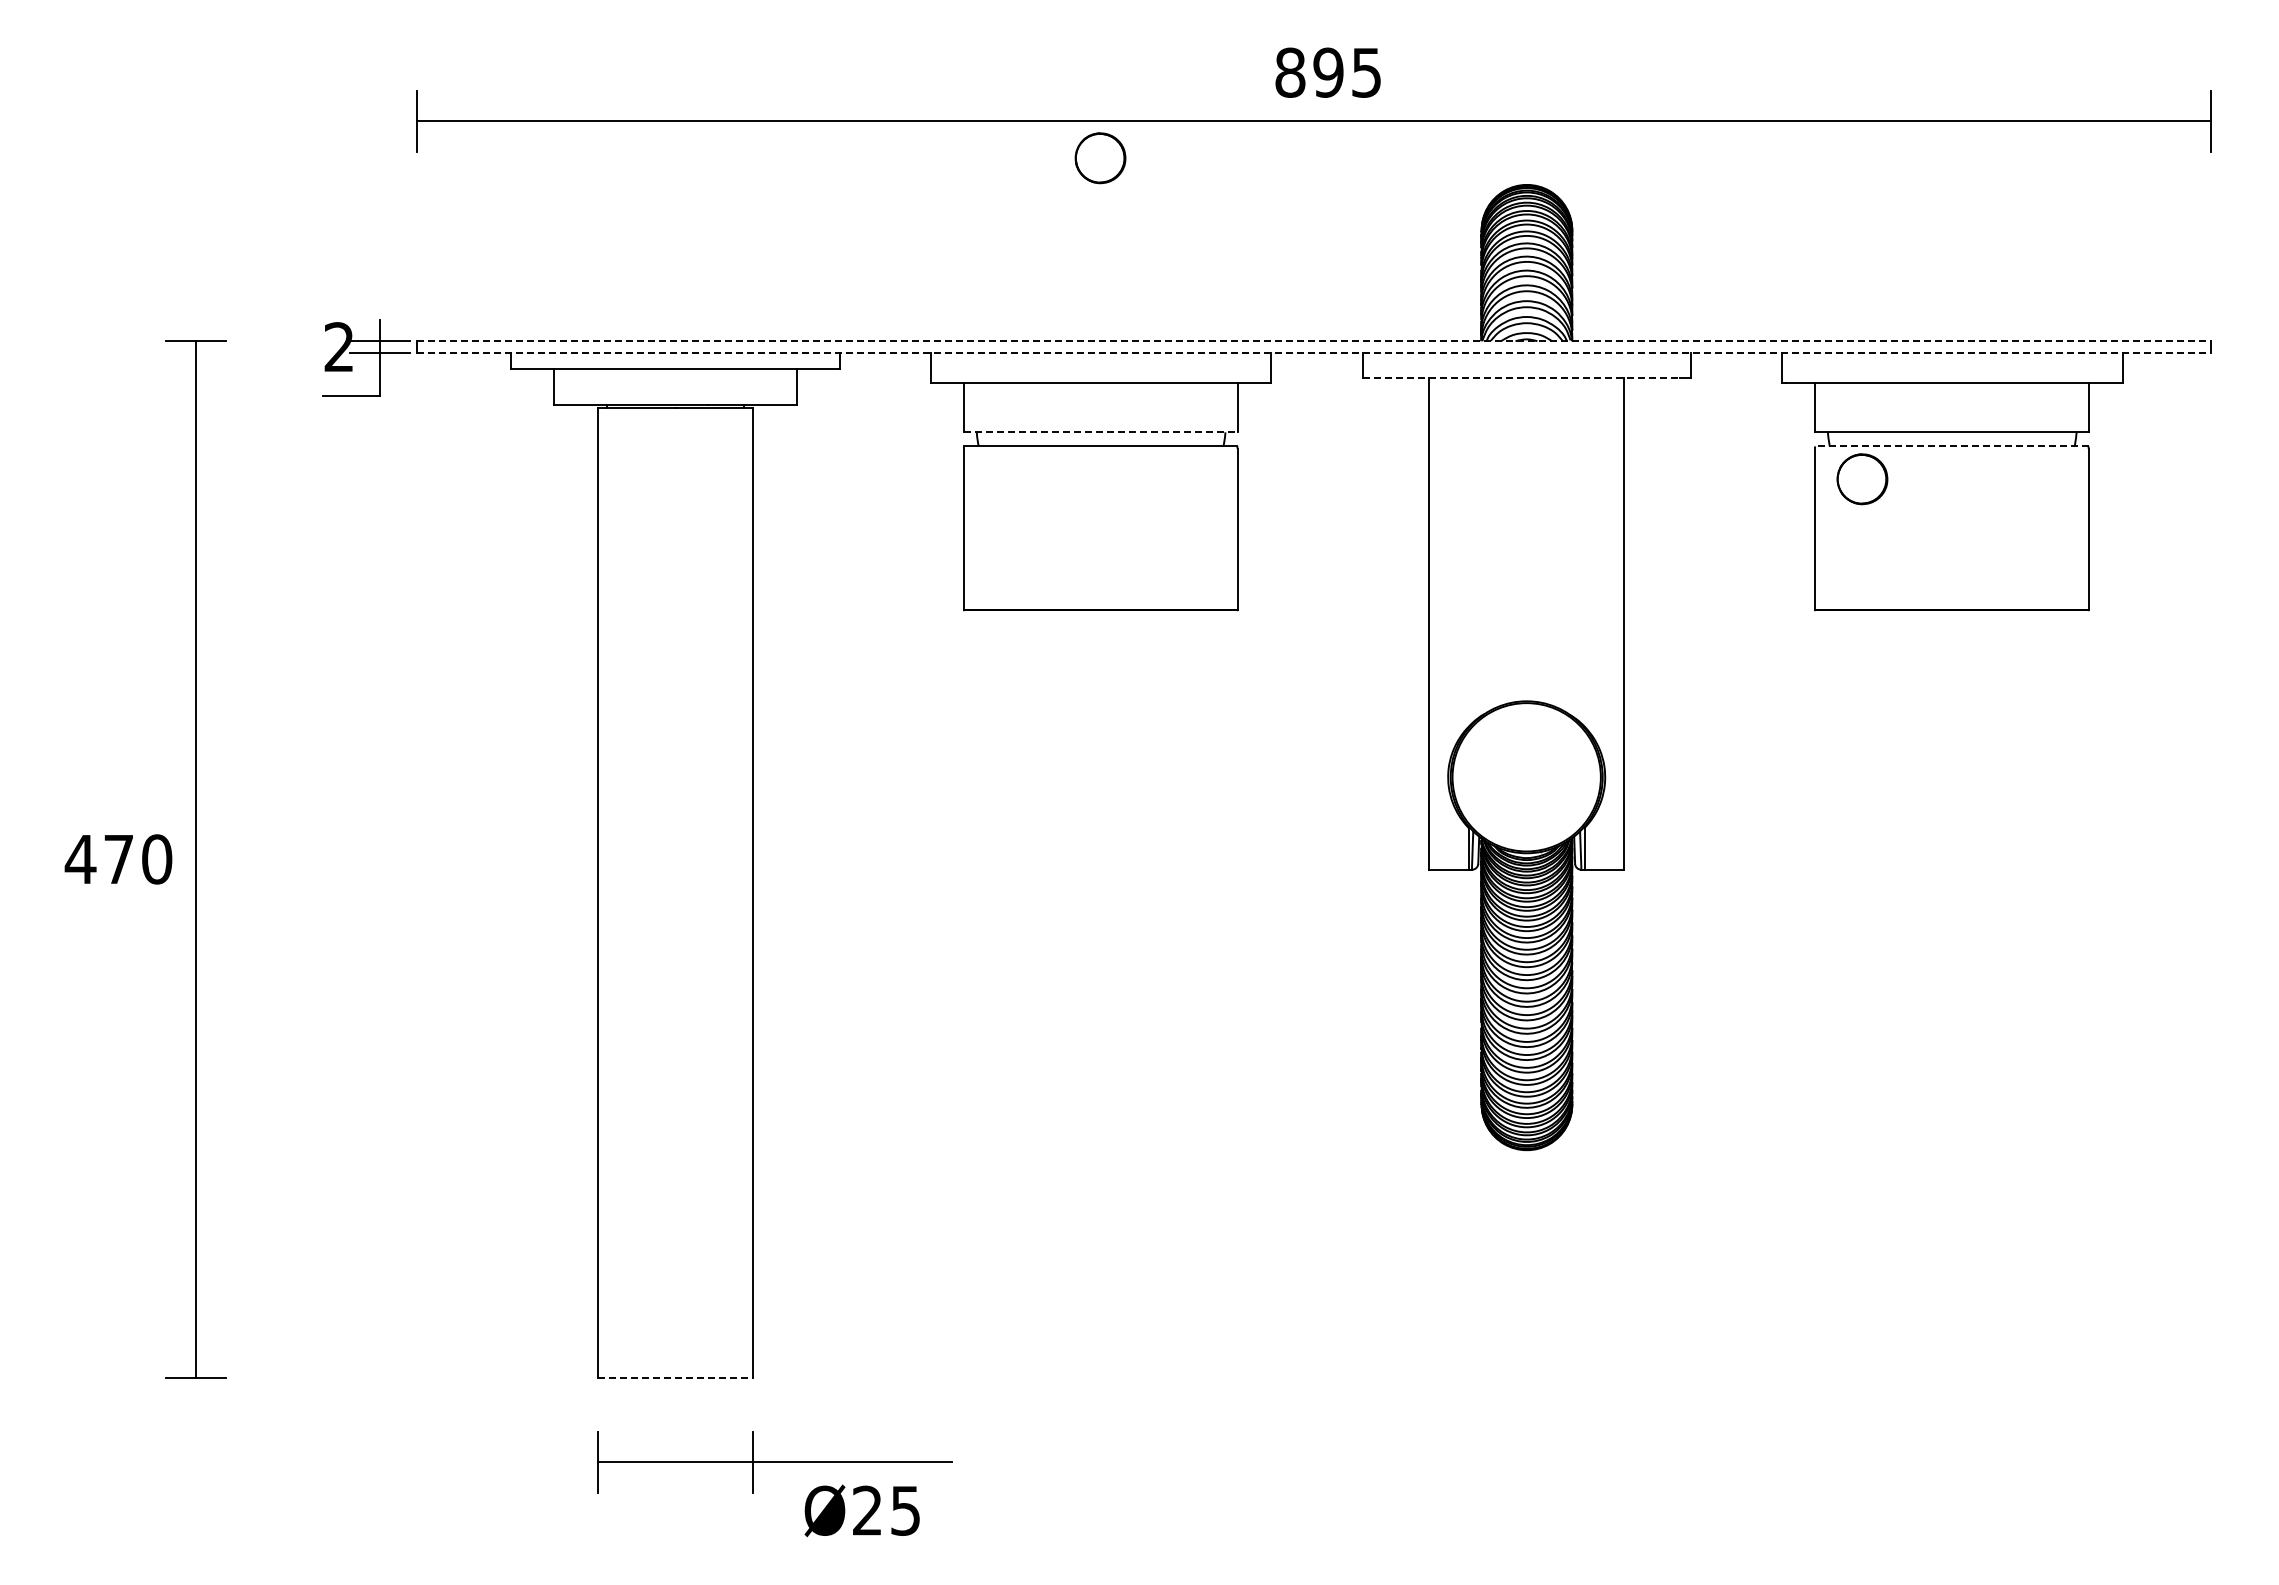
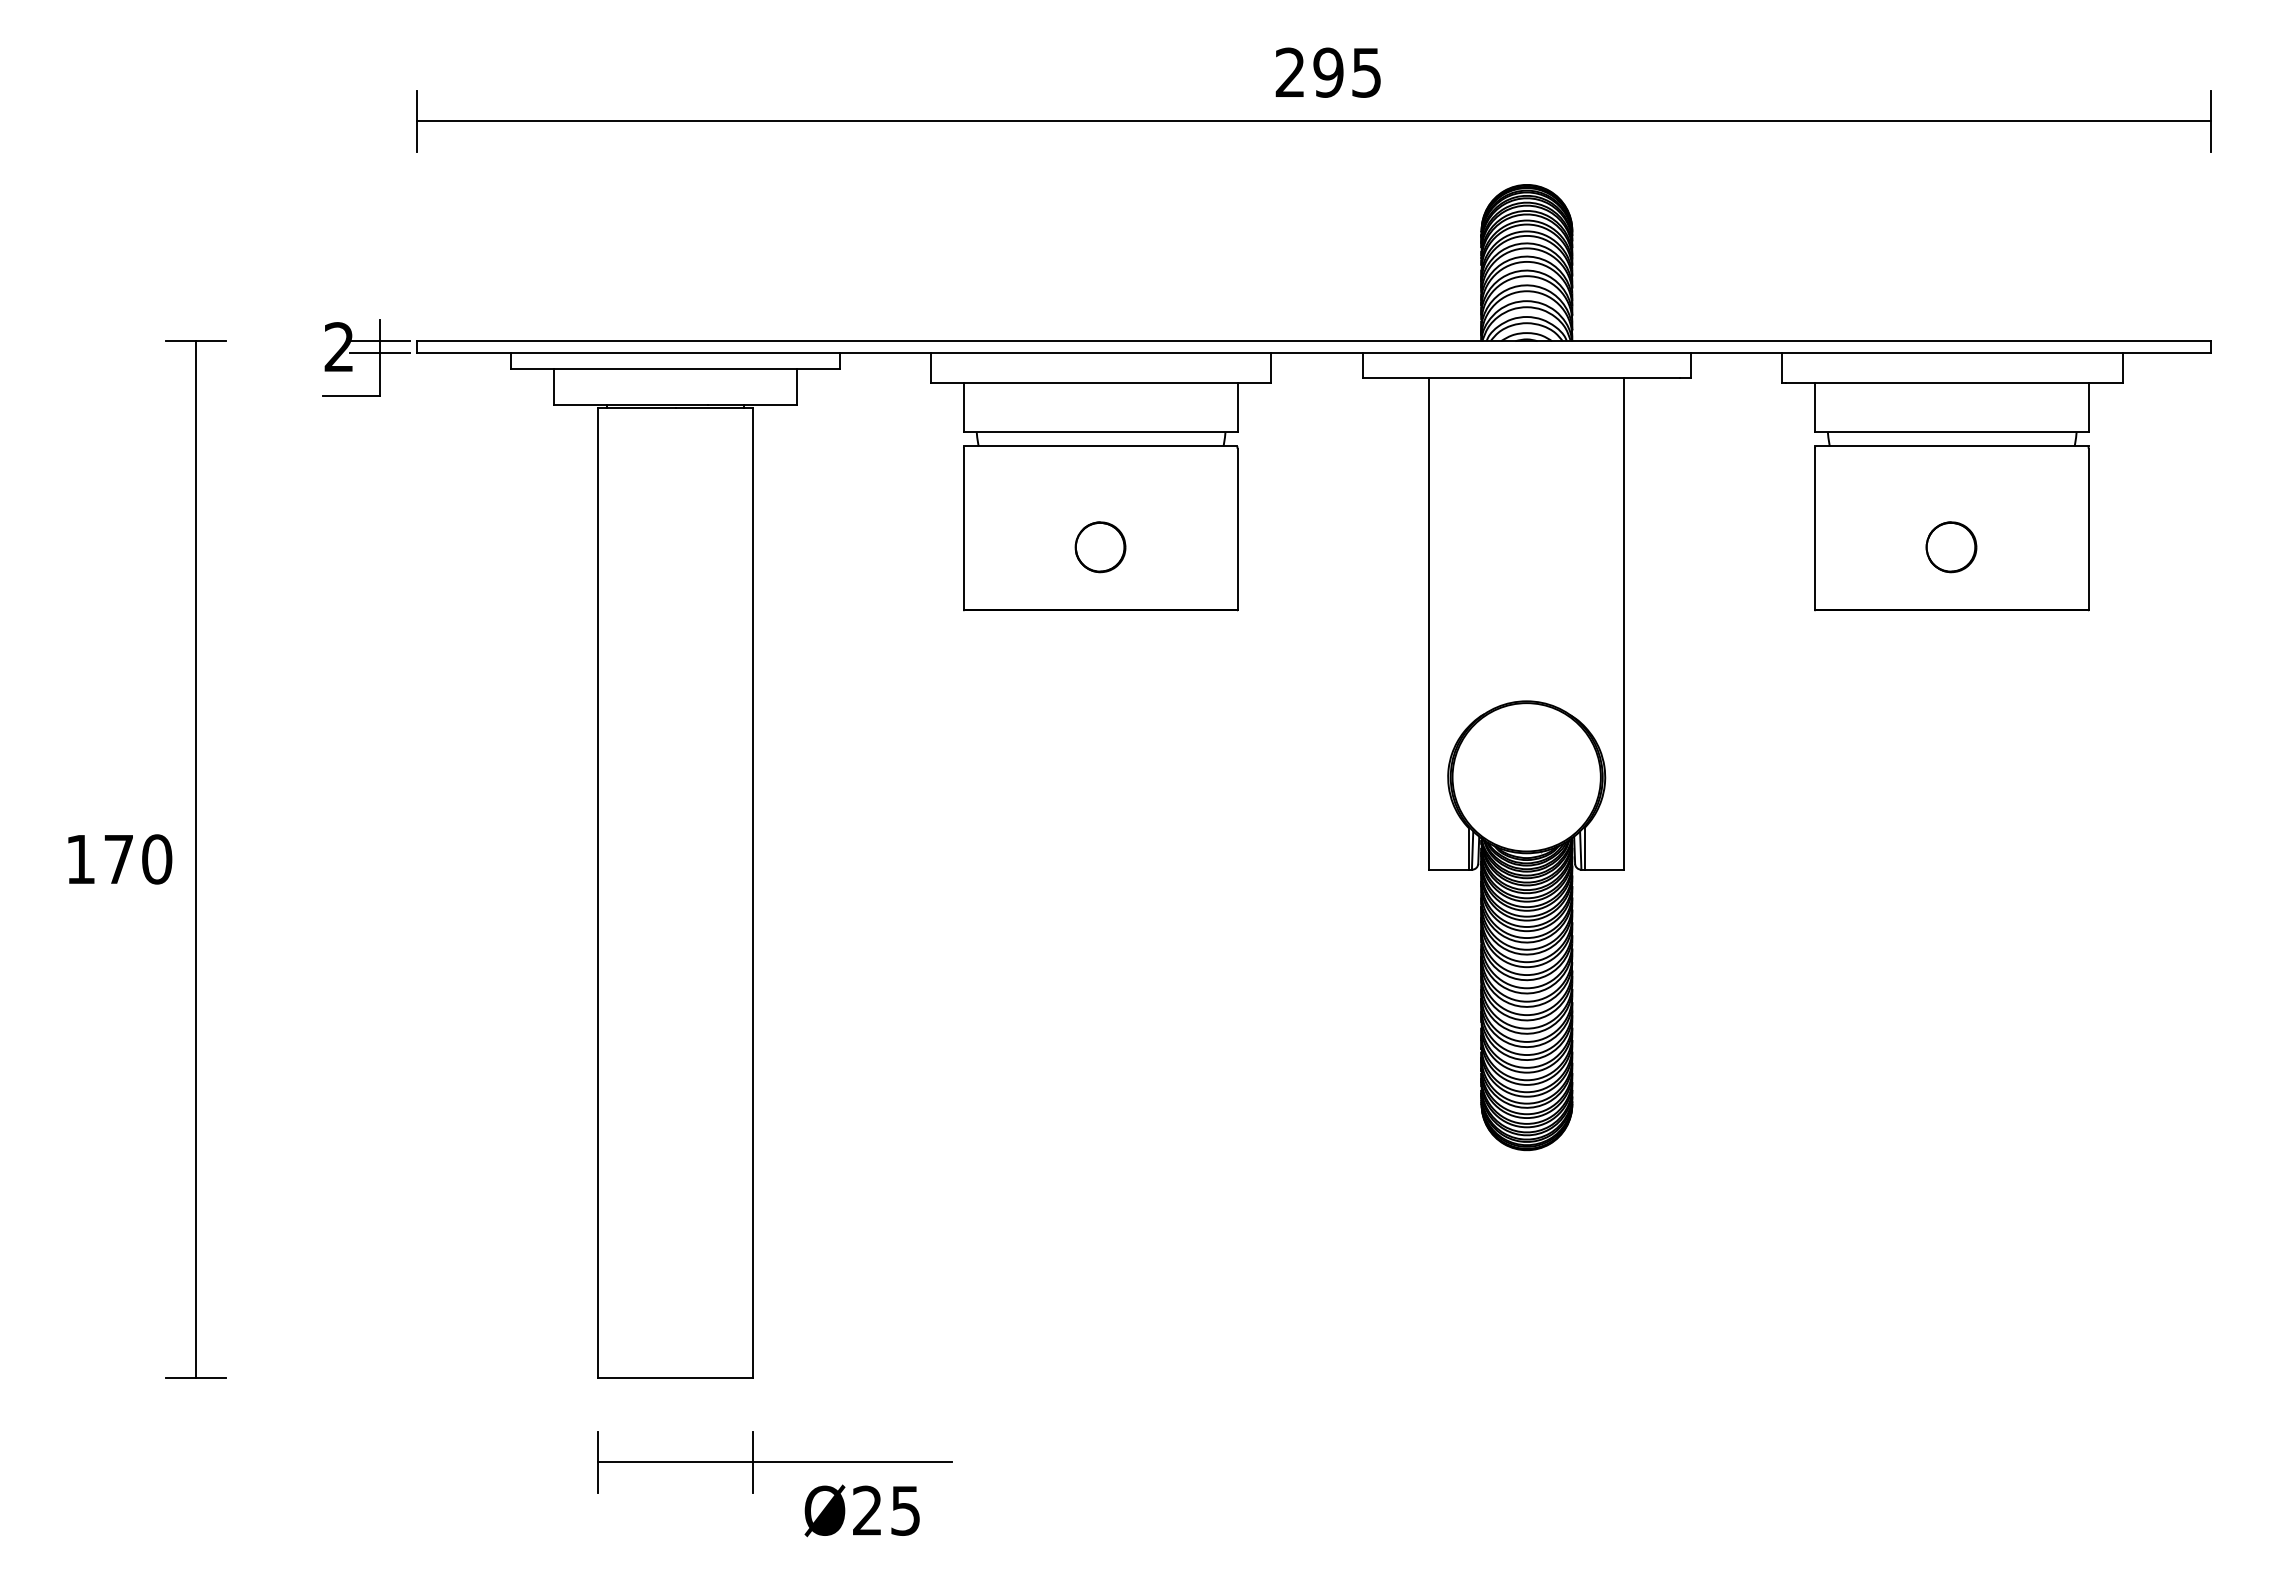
text: 895 -> 295 (1290, 72)
part position: (1100, 158) -> (1100, 547) (1100, 547)
line: dashed -> solid (1313, 341)
line: dashed -> solid (1313, 353)
line: dashed -> solid (1521, 377)
line: dashed -> solid (1101, 432)
line: dashed -> solid (1951, 446)
part position: (1862, 479) -> (1951, 547) (1951, 547)
text: 470 -> 170 (80, 859)
line: dashed -> solid (676, 1377)
